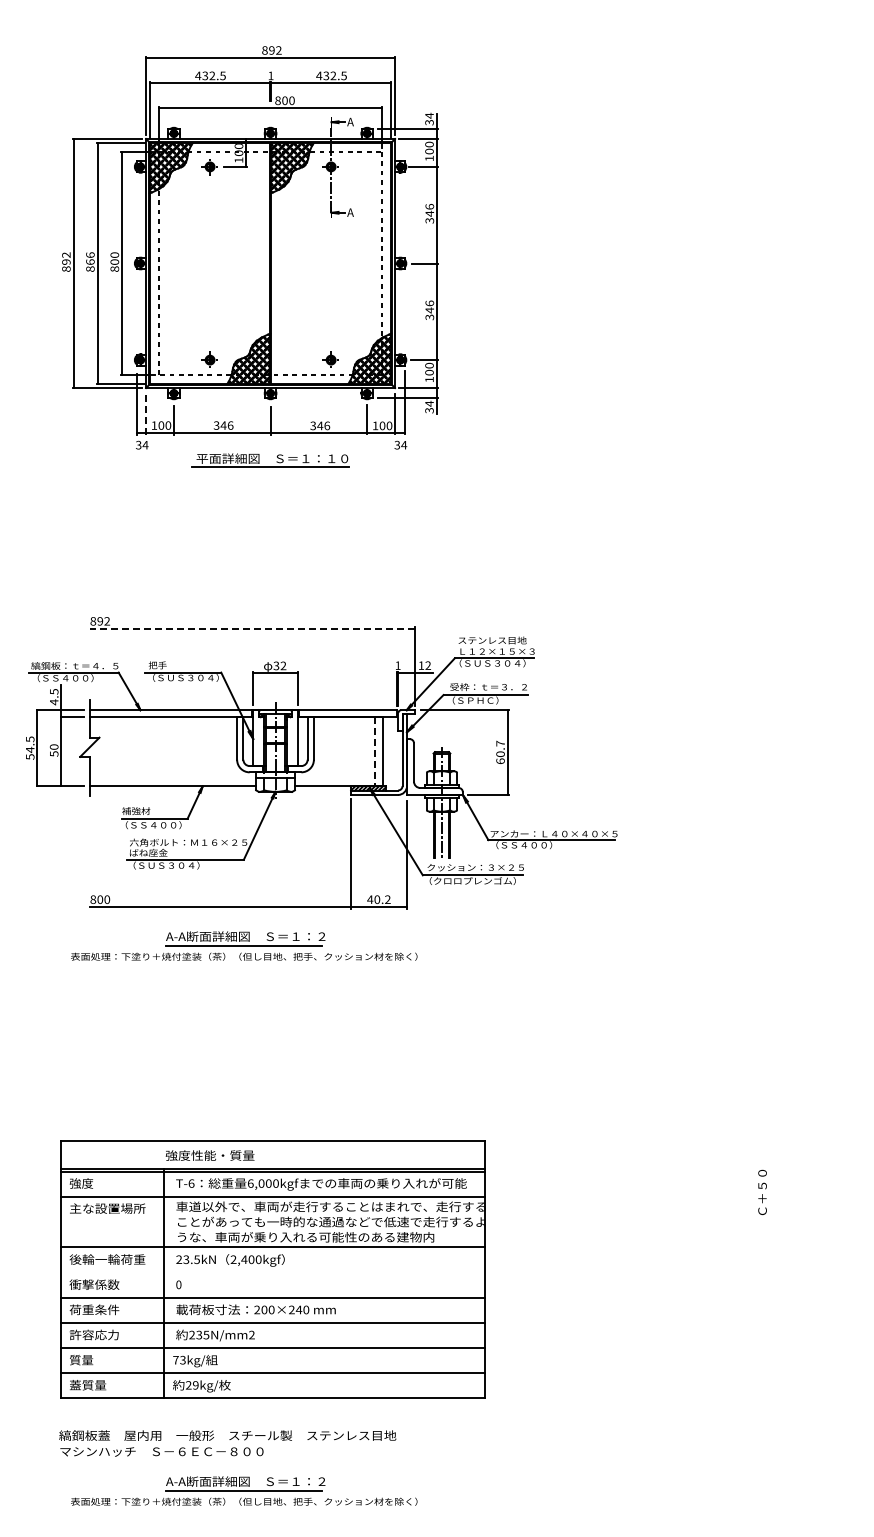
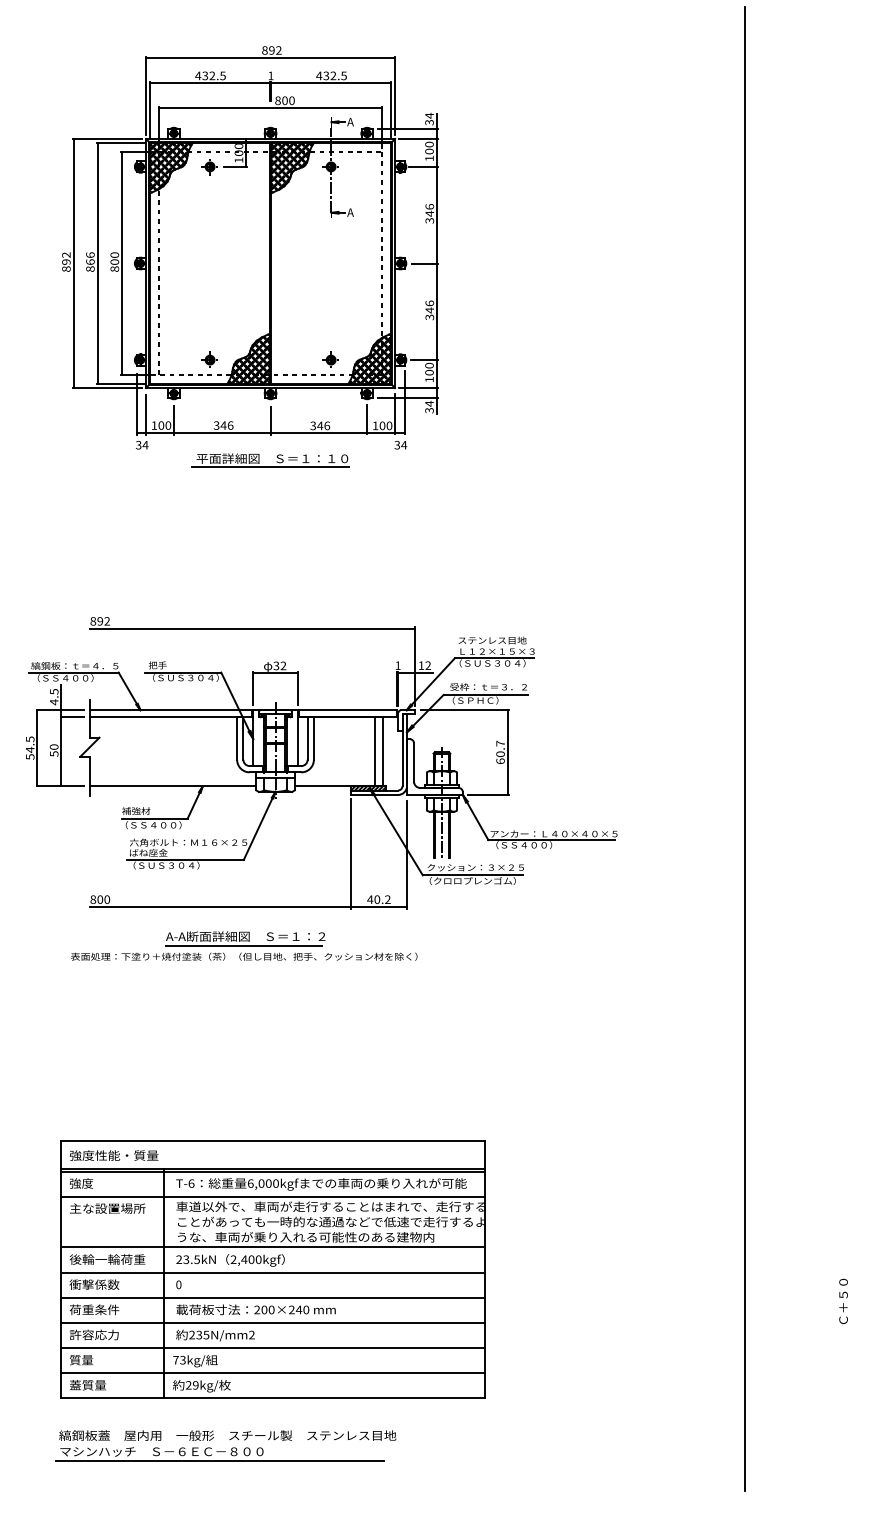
line: dashed -> solid (146, 414)
line: dashed -> solid (252, 628)
line: none -> present (745, 748)
line: dashed -> solid (374, 751)
text position: (209, 1155) -> (113, 1155) (113, 1155)
text position: (762, 1192) -> (843, 1301) (843, 1301)
line: none -> present (272, 1272)
line: none -> present (220, 1460)
part: present -> none (244, 1490)
